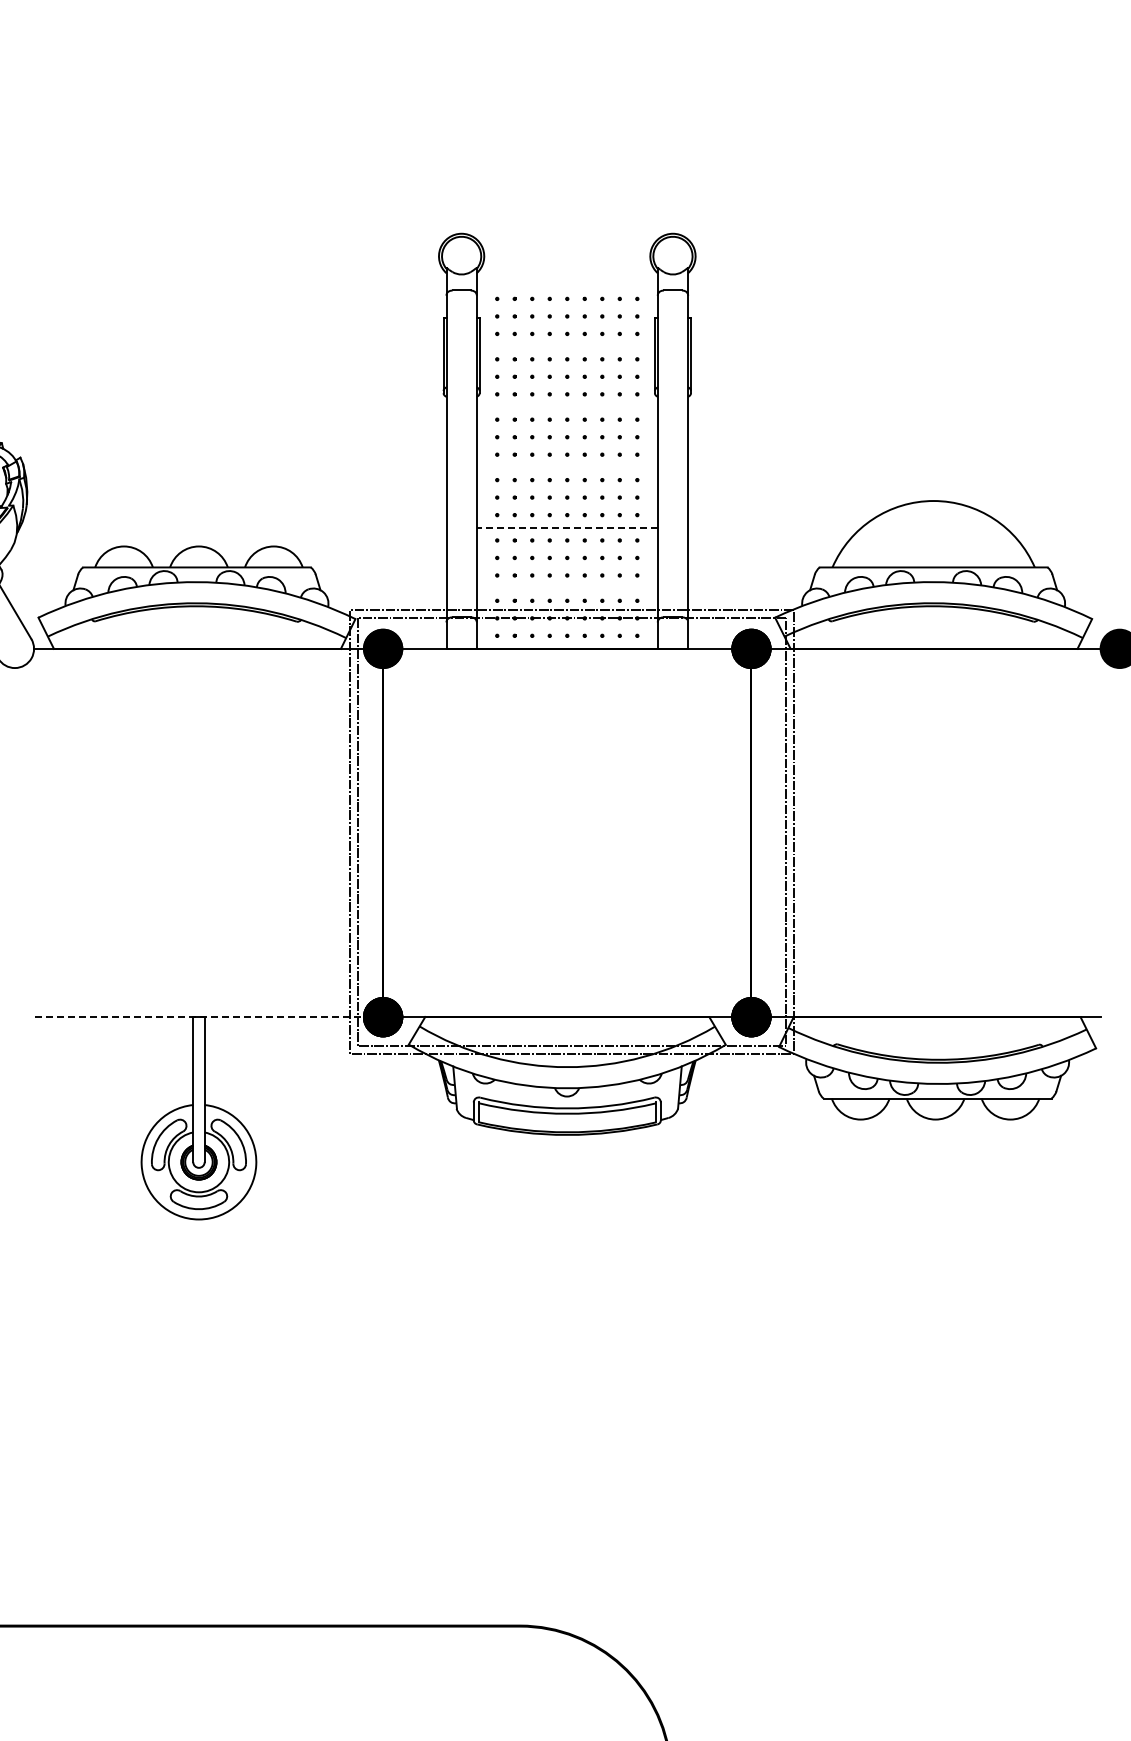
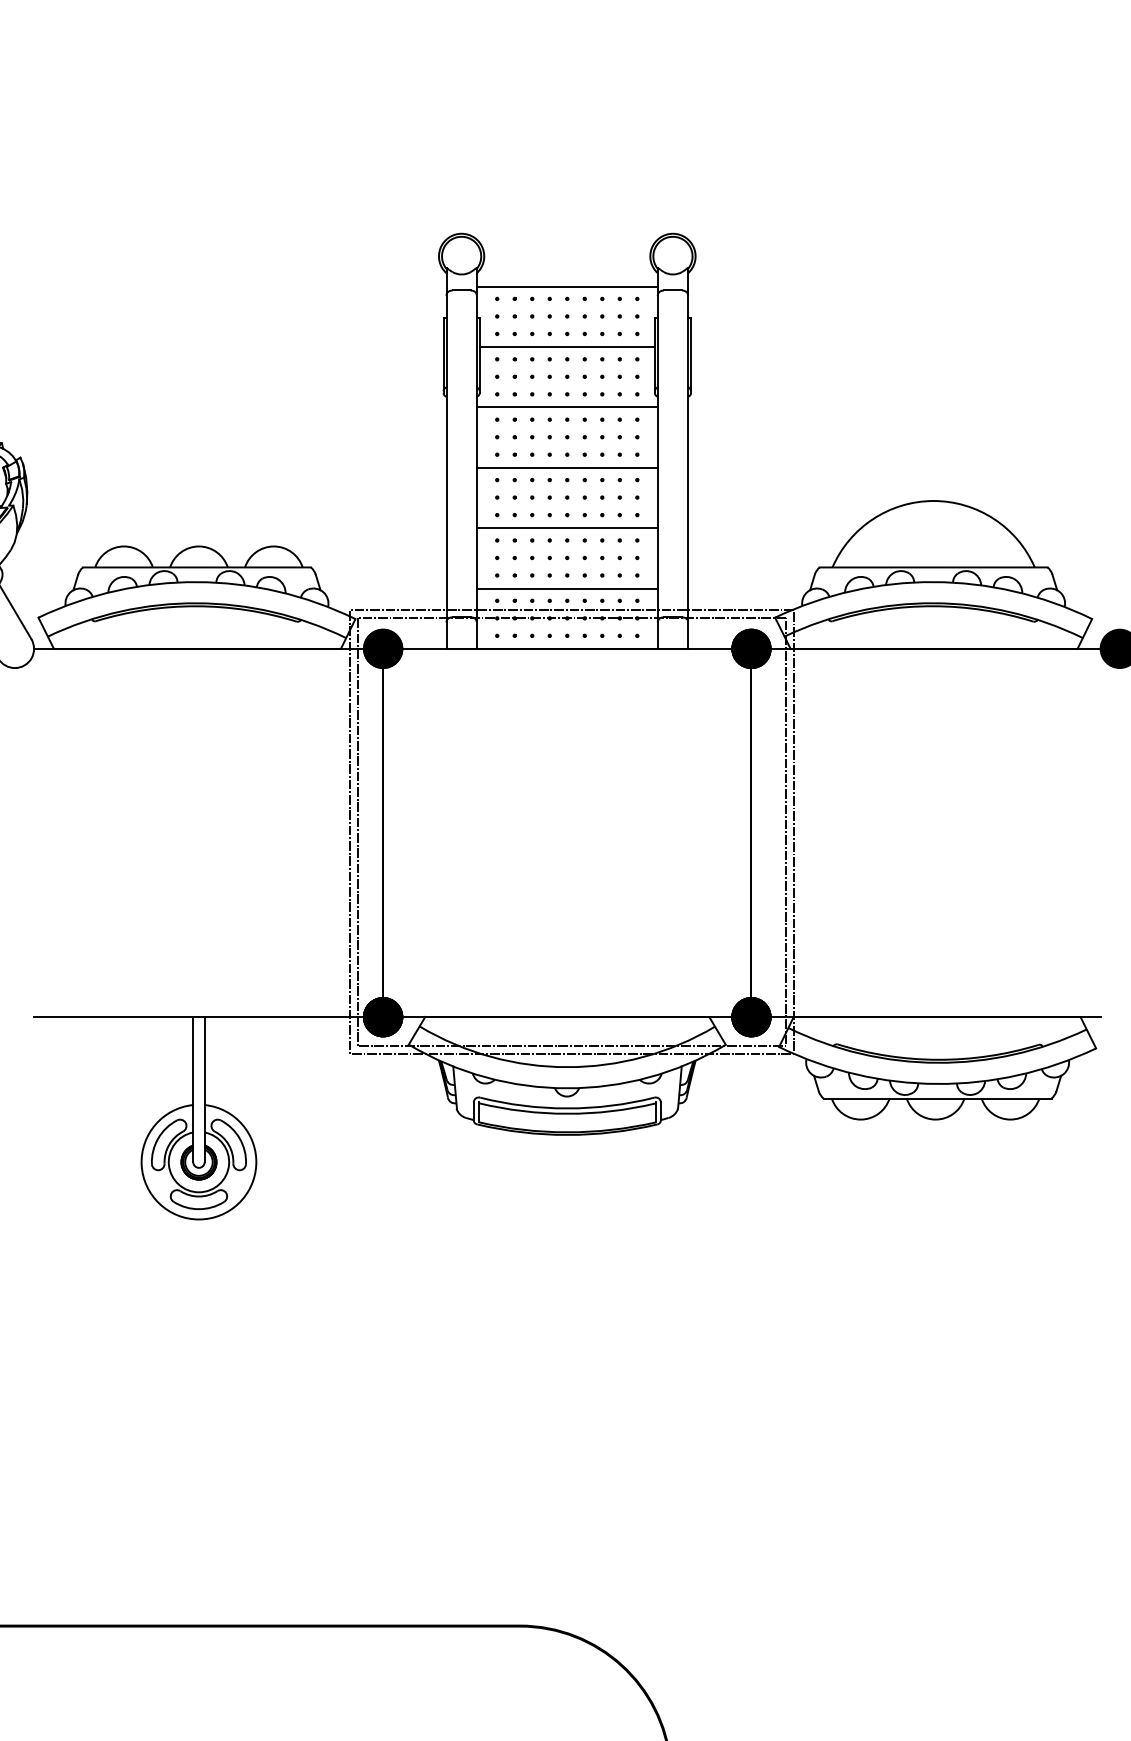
line: none -> present (566, 286)
line: none -> present (566, 346)
line: none -> present (566, 407)
line: none -> present (566, 467)
line: dashed -> solid (567, 528)
line: none -> present (566, 588)
line: dashed -> solid (208, 1017)
